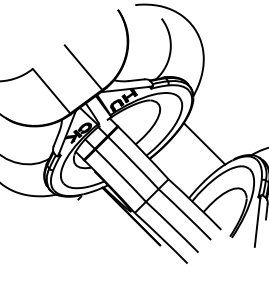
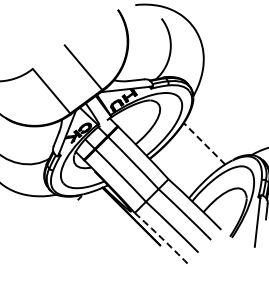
line: solid -> dashed (204, 143)
arc: solid -> dashed (161, 237)
